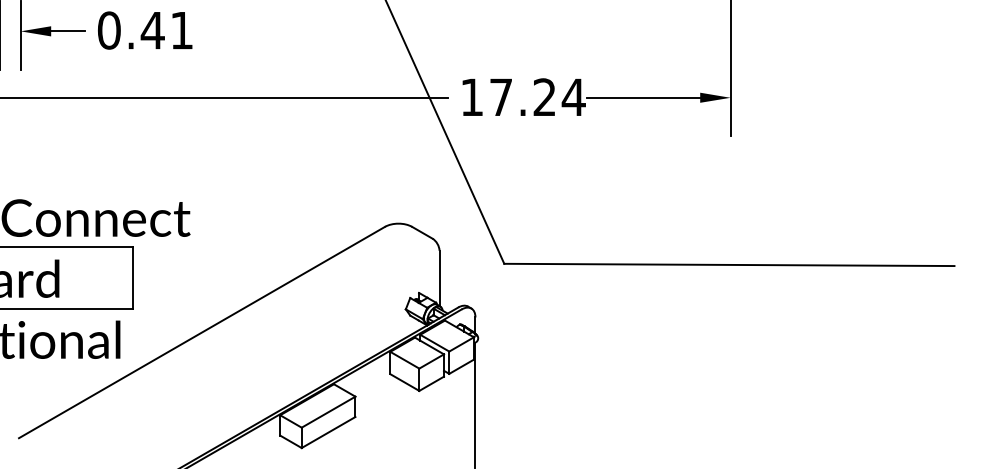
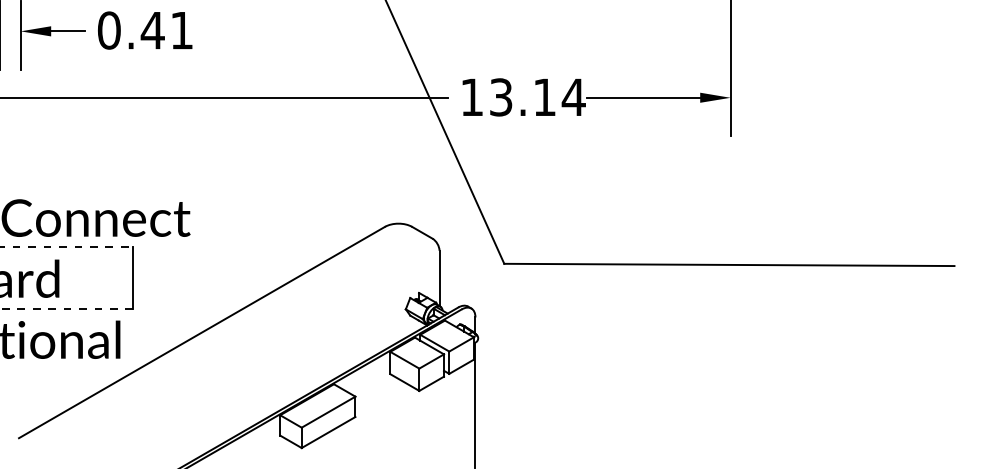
text: 17.24 -> 13.14 (522, 97)
line: solid -> dashed (67, 246)
line: solid -> dashed (66, 309)
